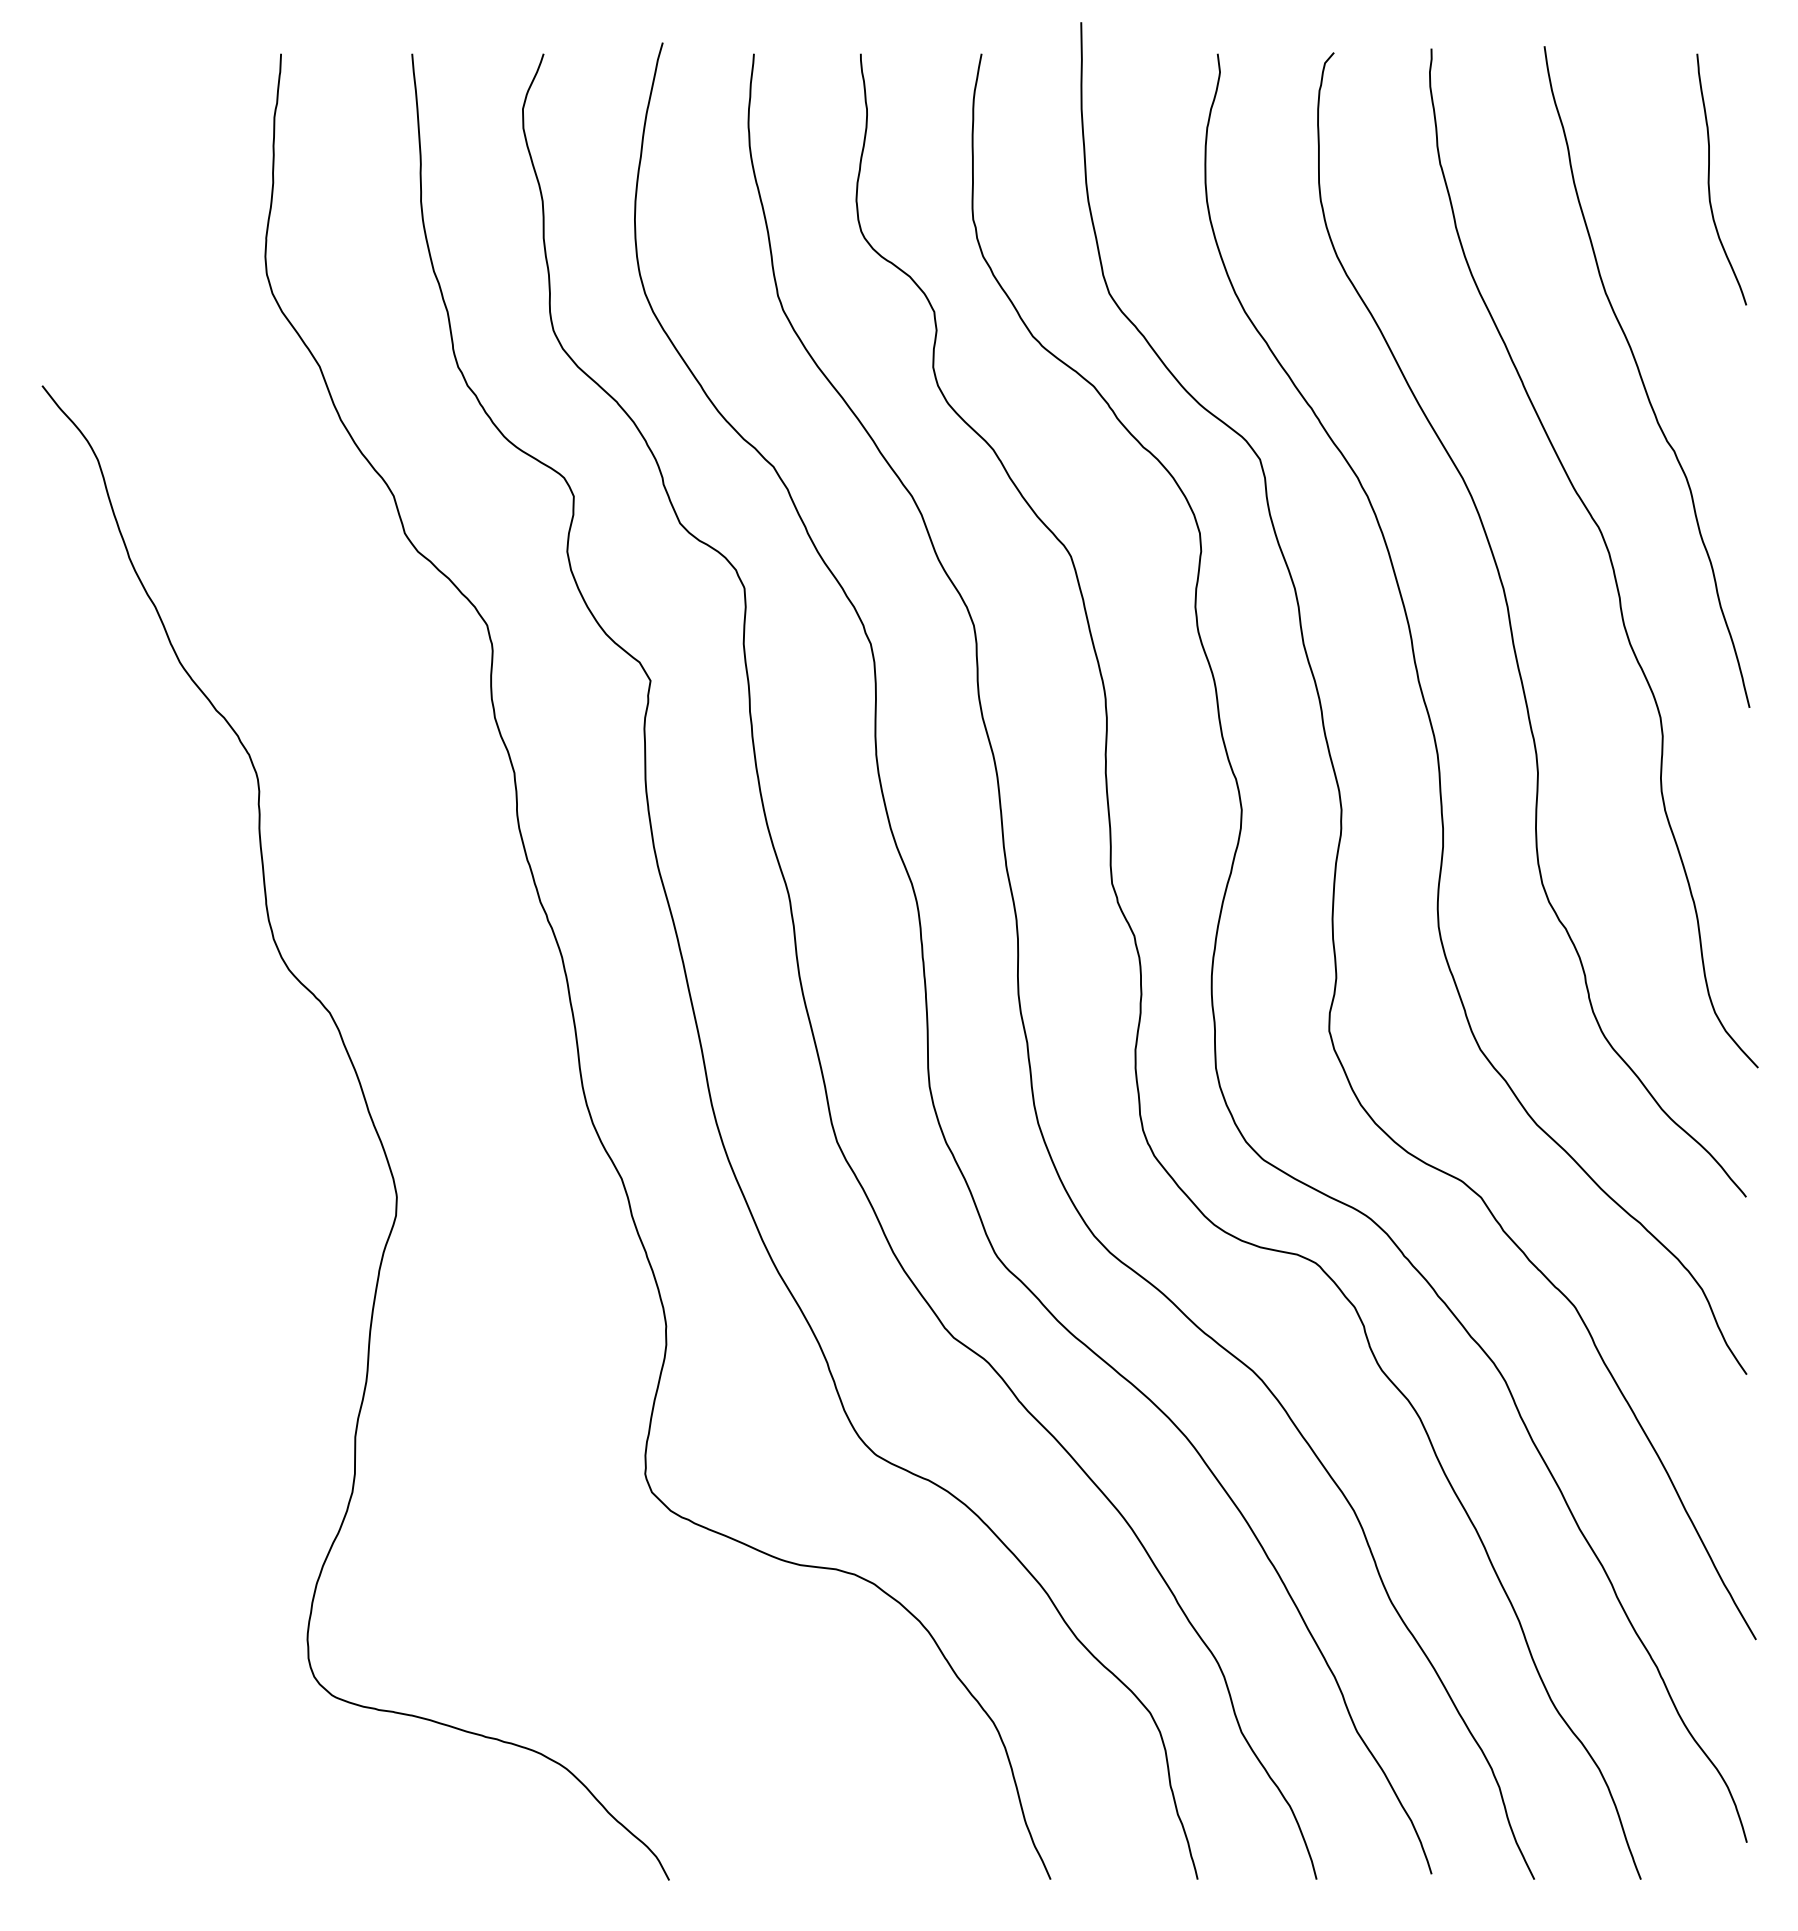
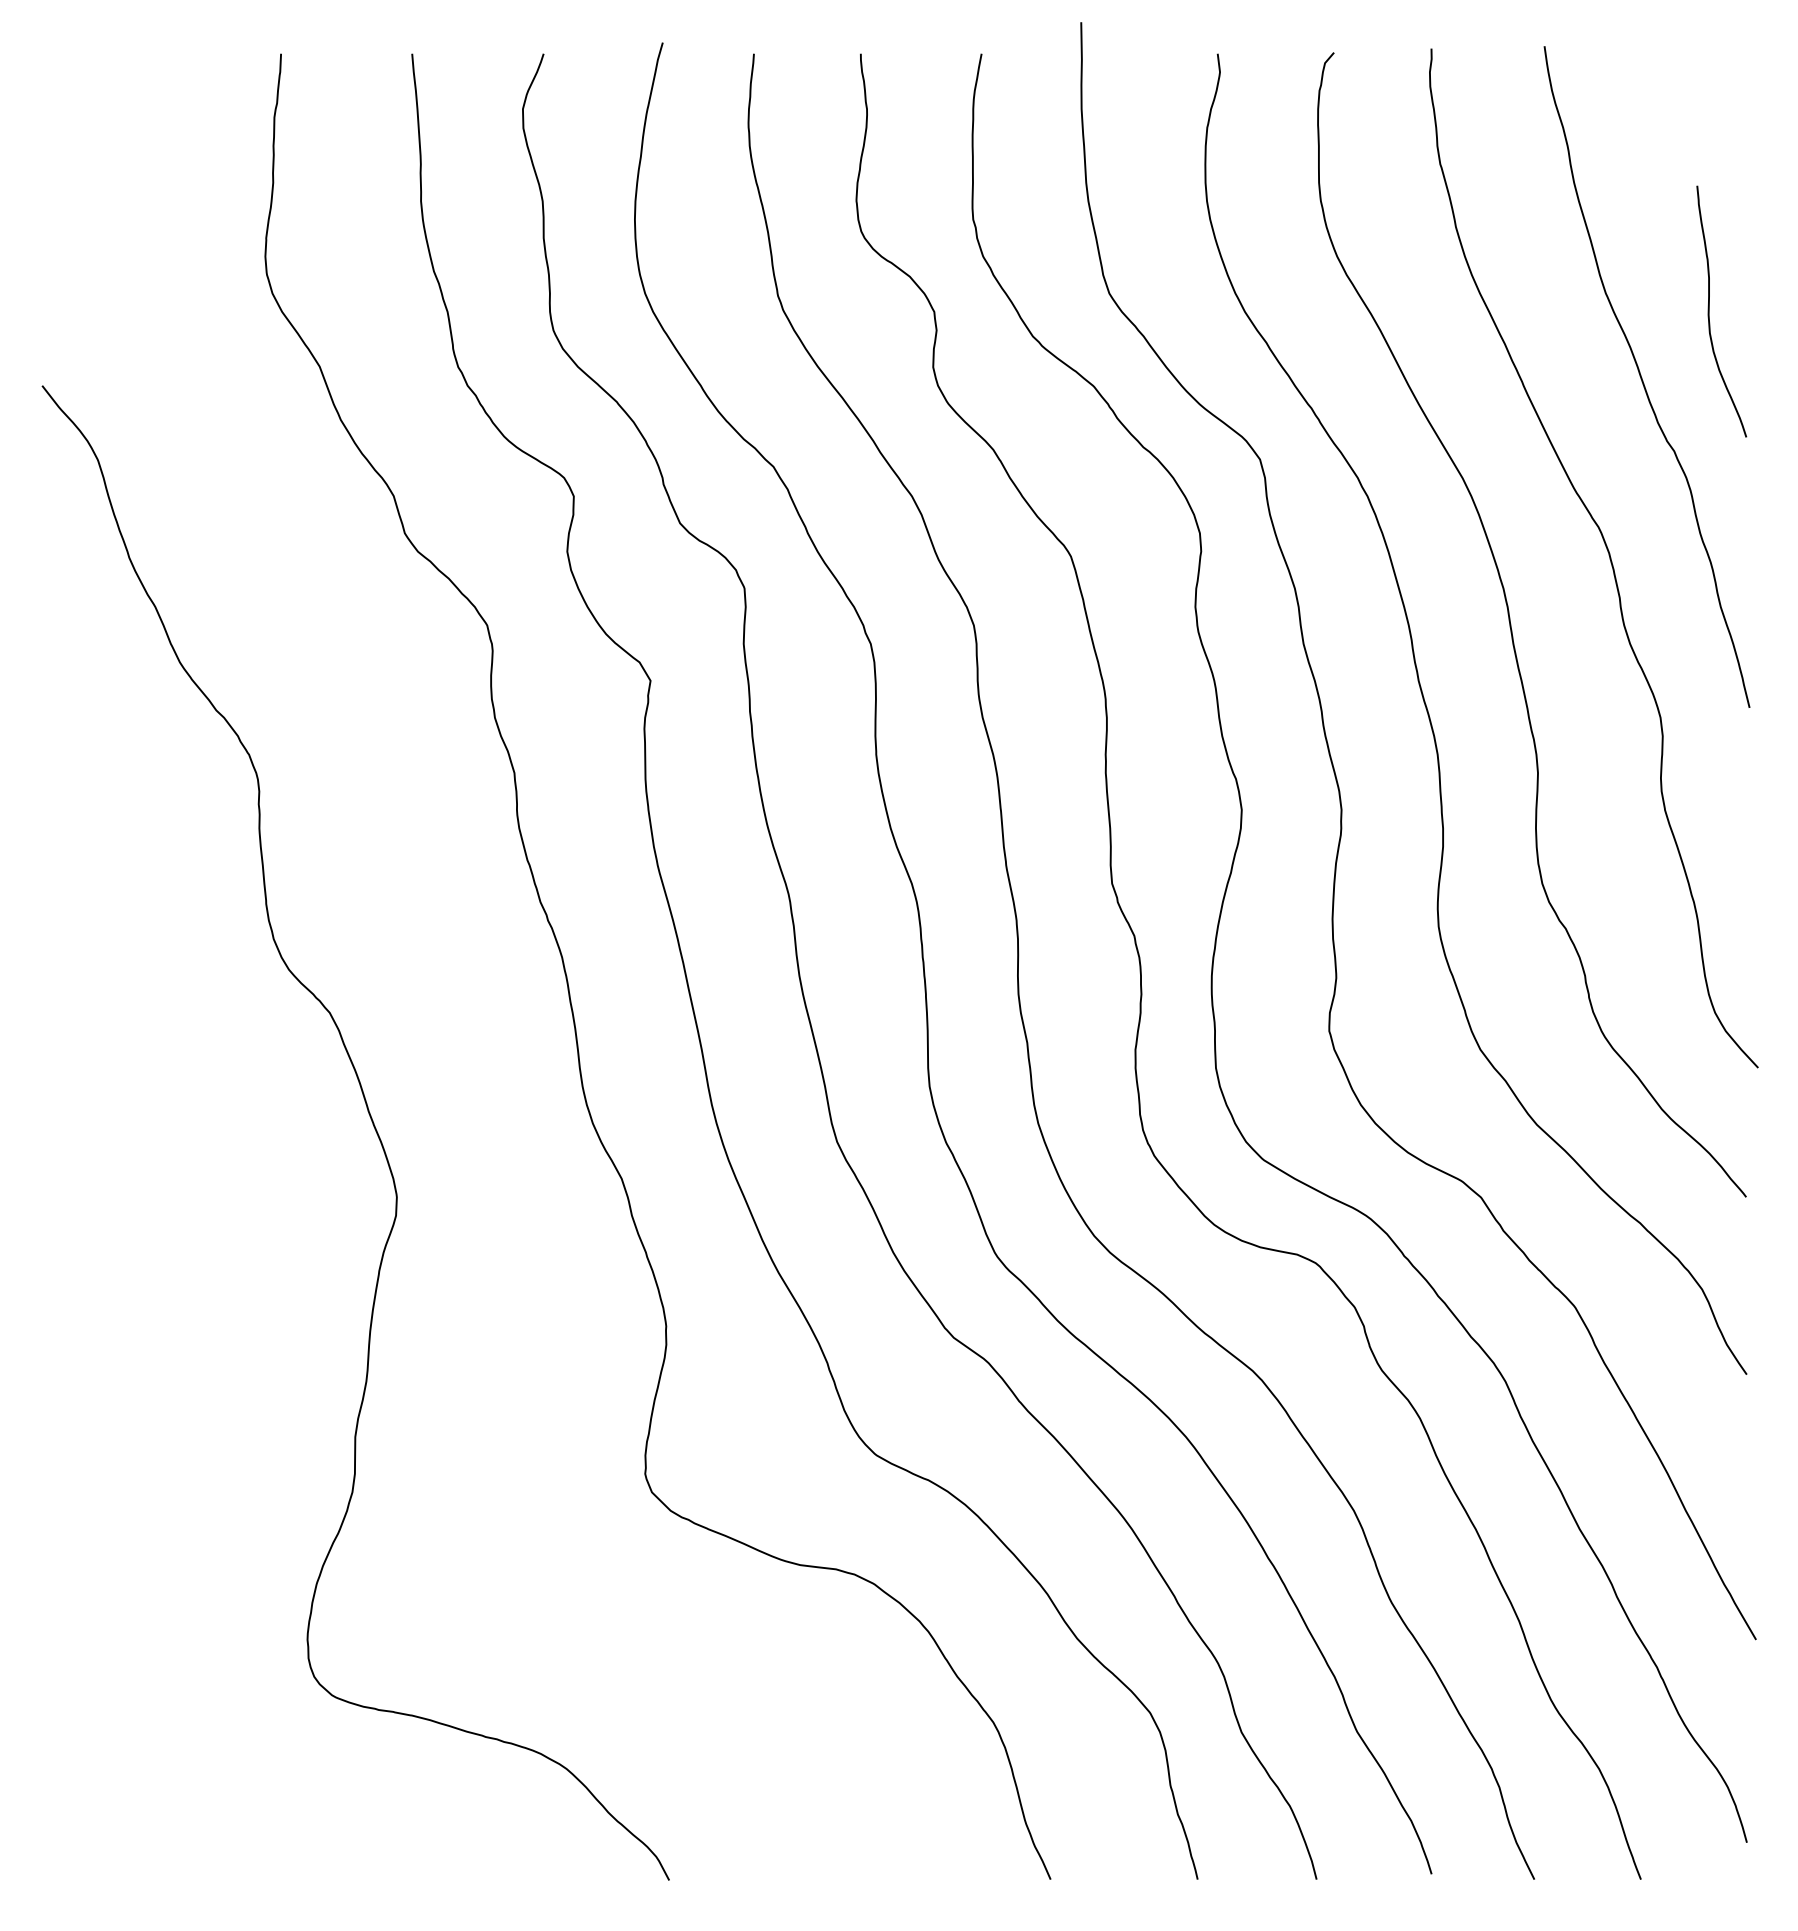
curve position: (1709, 179) -> (1709, 311) (1709, 311)
